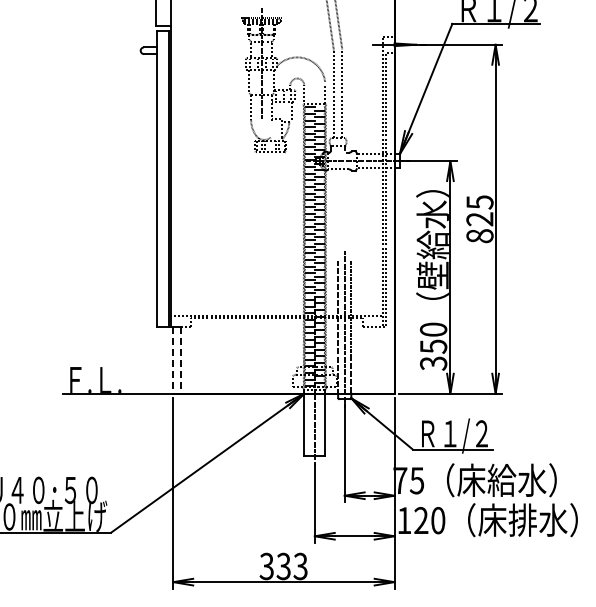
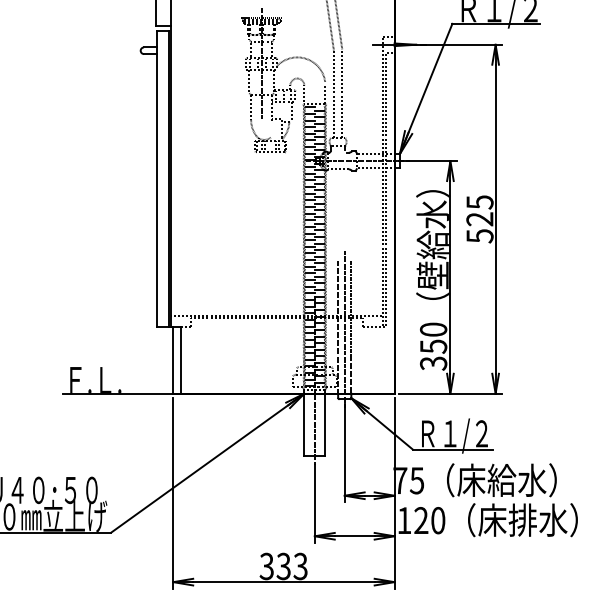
text: 825 -> 525 (479, 236)
line: dashed -> solid (173, 360)
line: dashed -> solid (180, 360)
